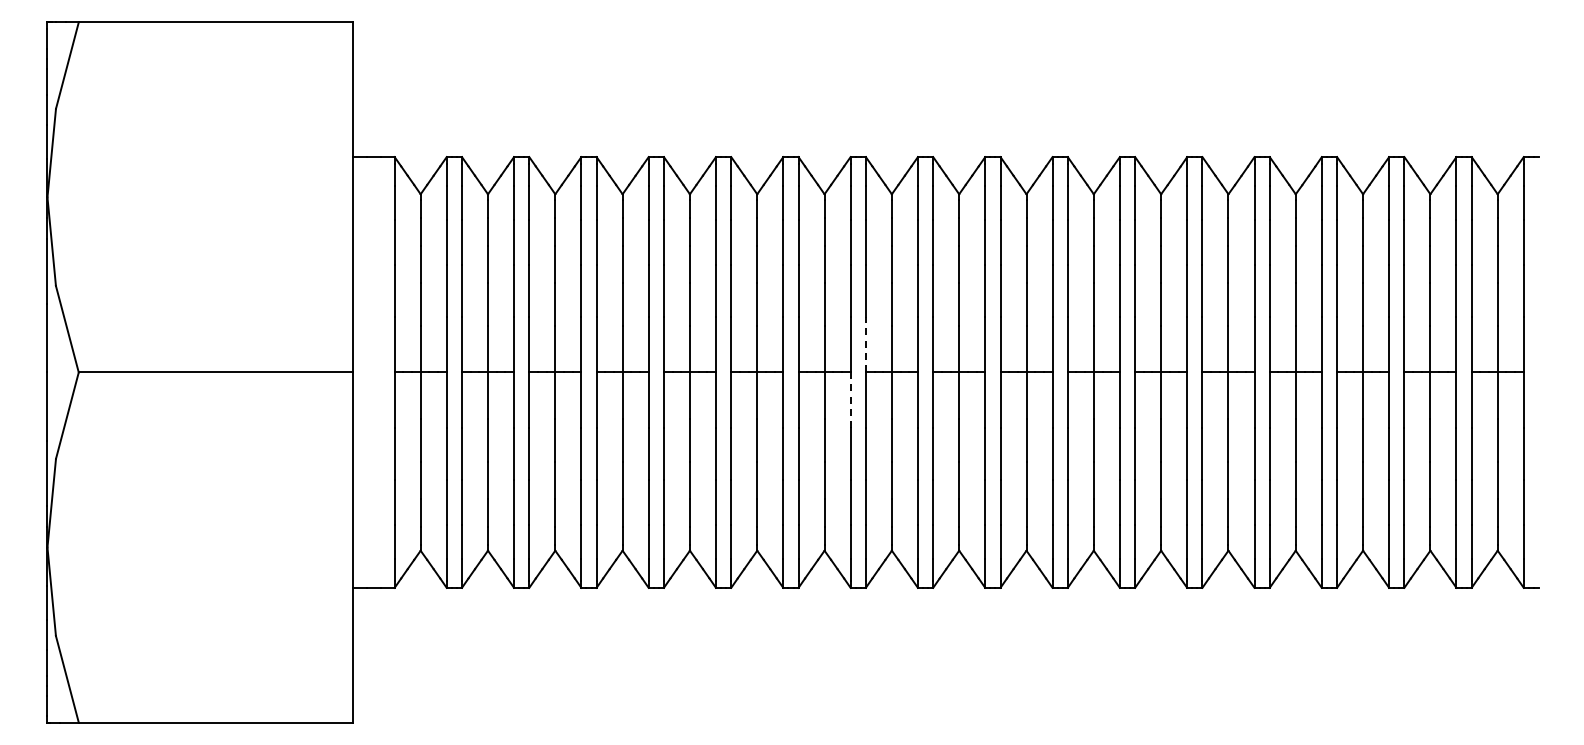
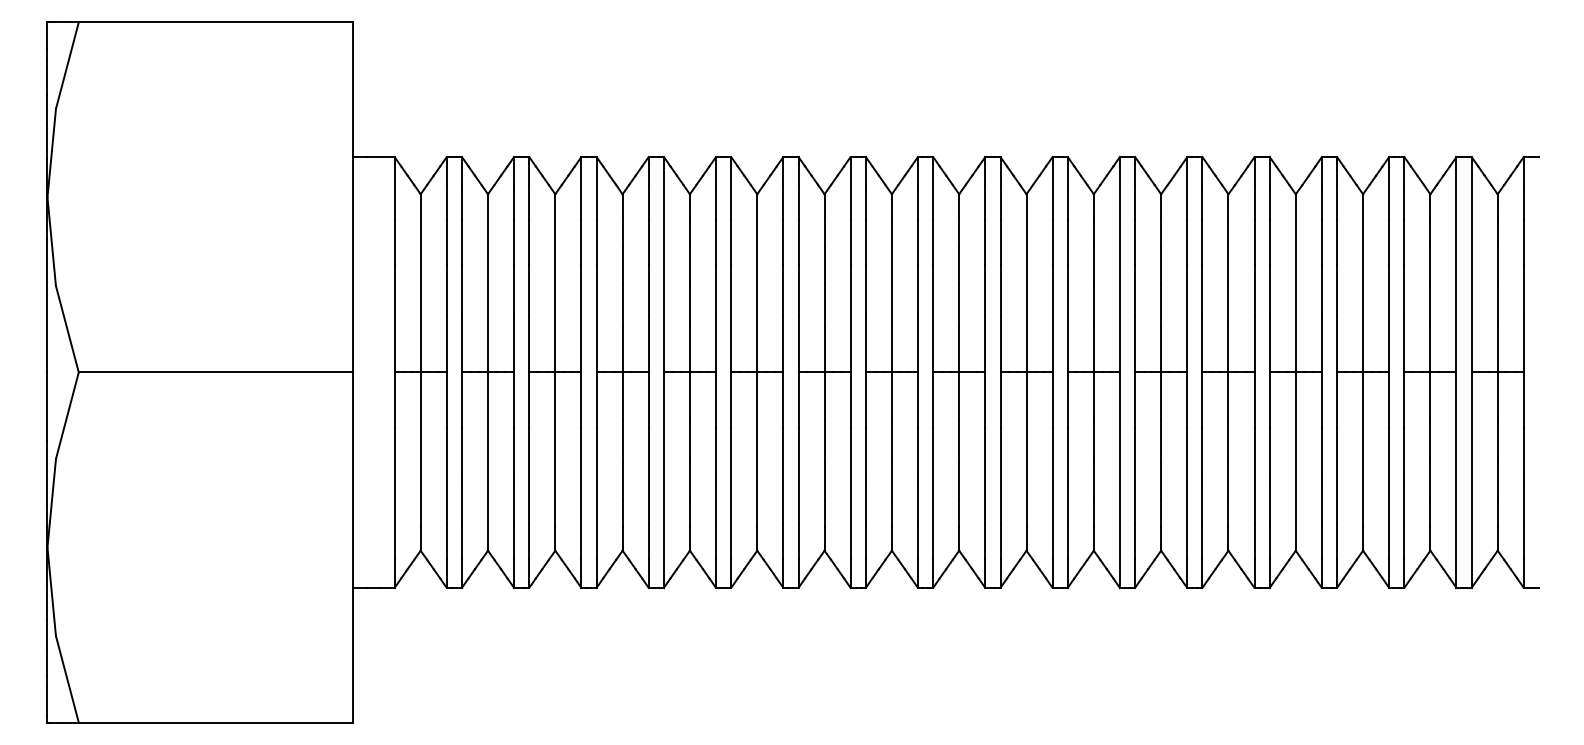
line: dashed -> solid (865, 344)
line: dashed -> solid (850, 400)
